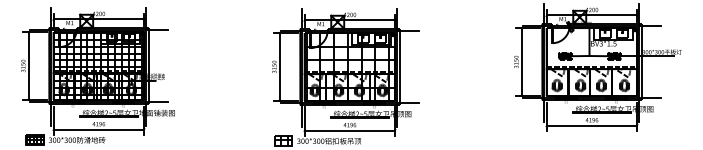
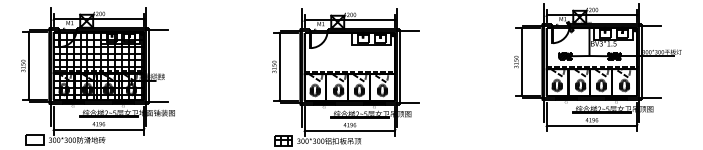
hatch: present -> none (349, 67)
hatch: present -> none (35, 139)
